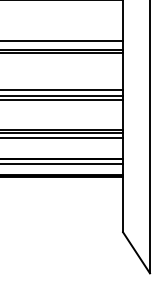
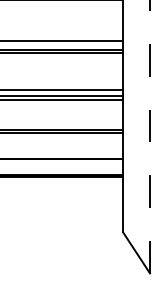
line: solid -> dashed (150, 136)
line: present -> none (62, 137)
line: present -> none (62, 163)
